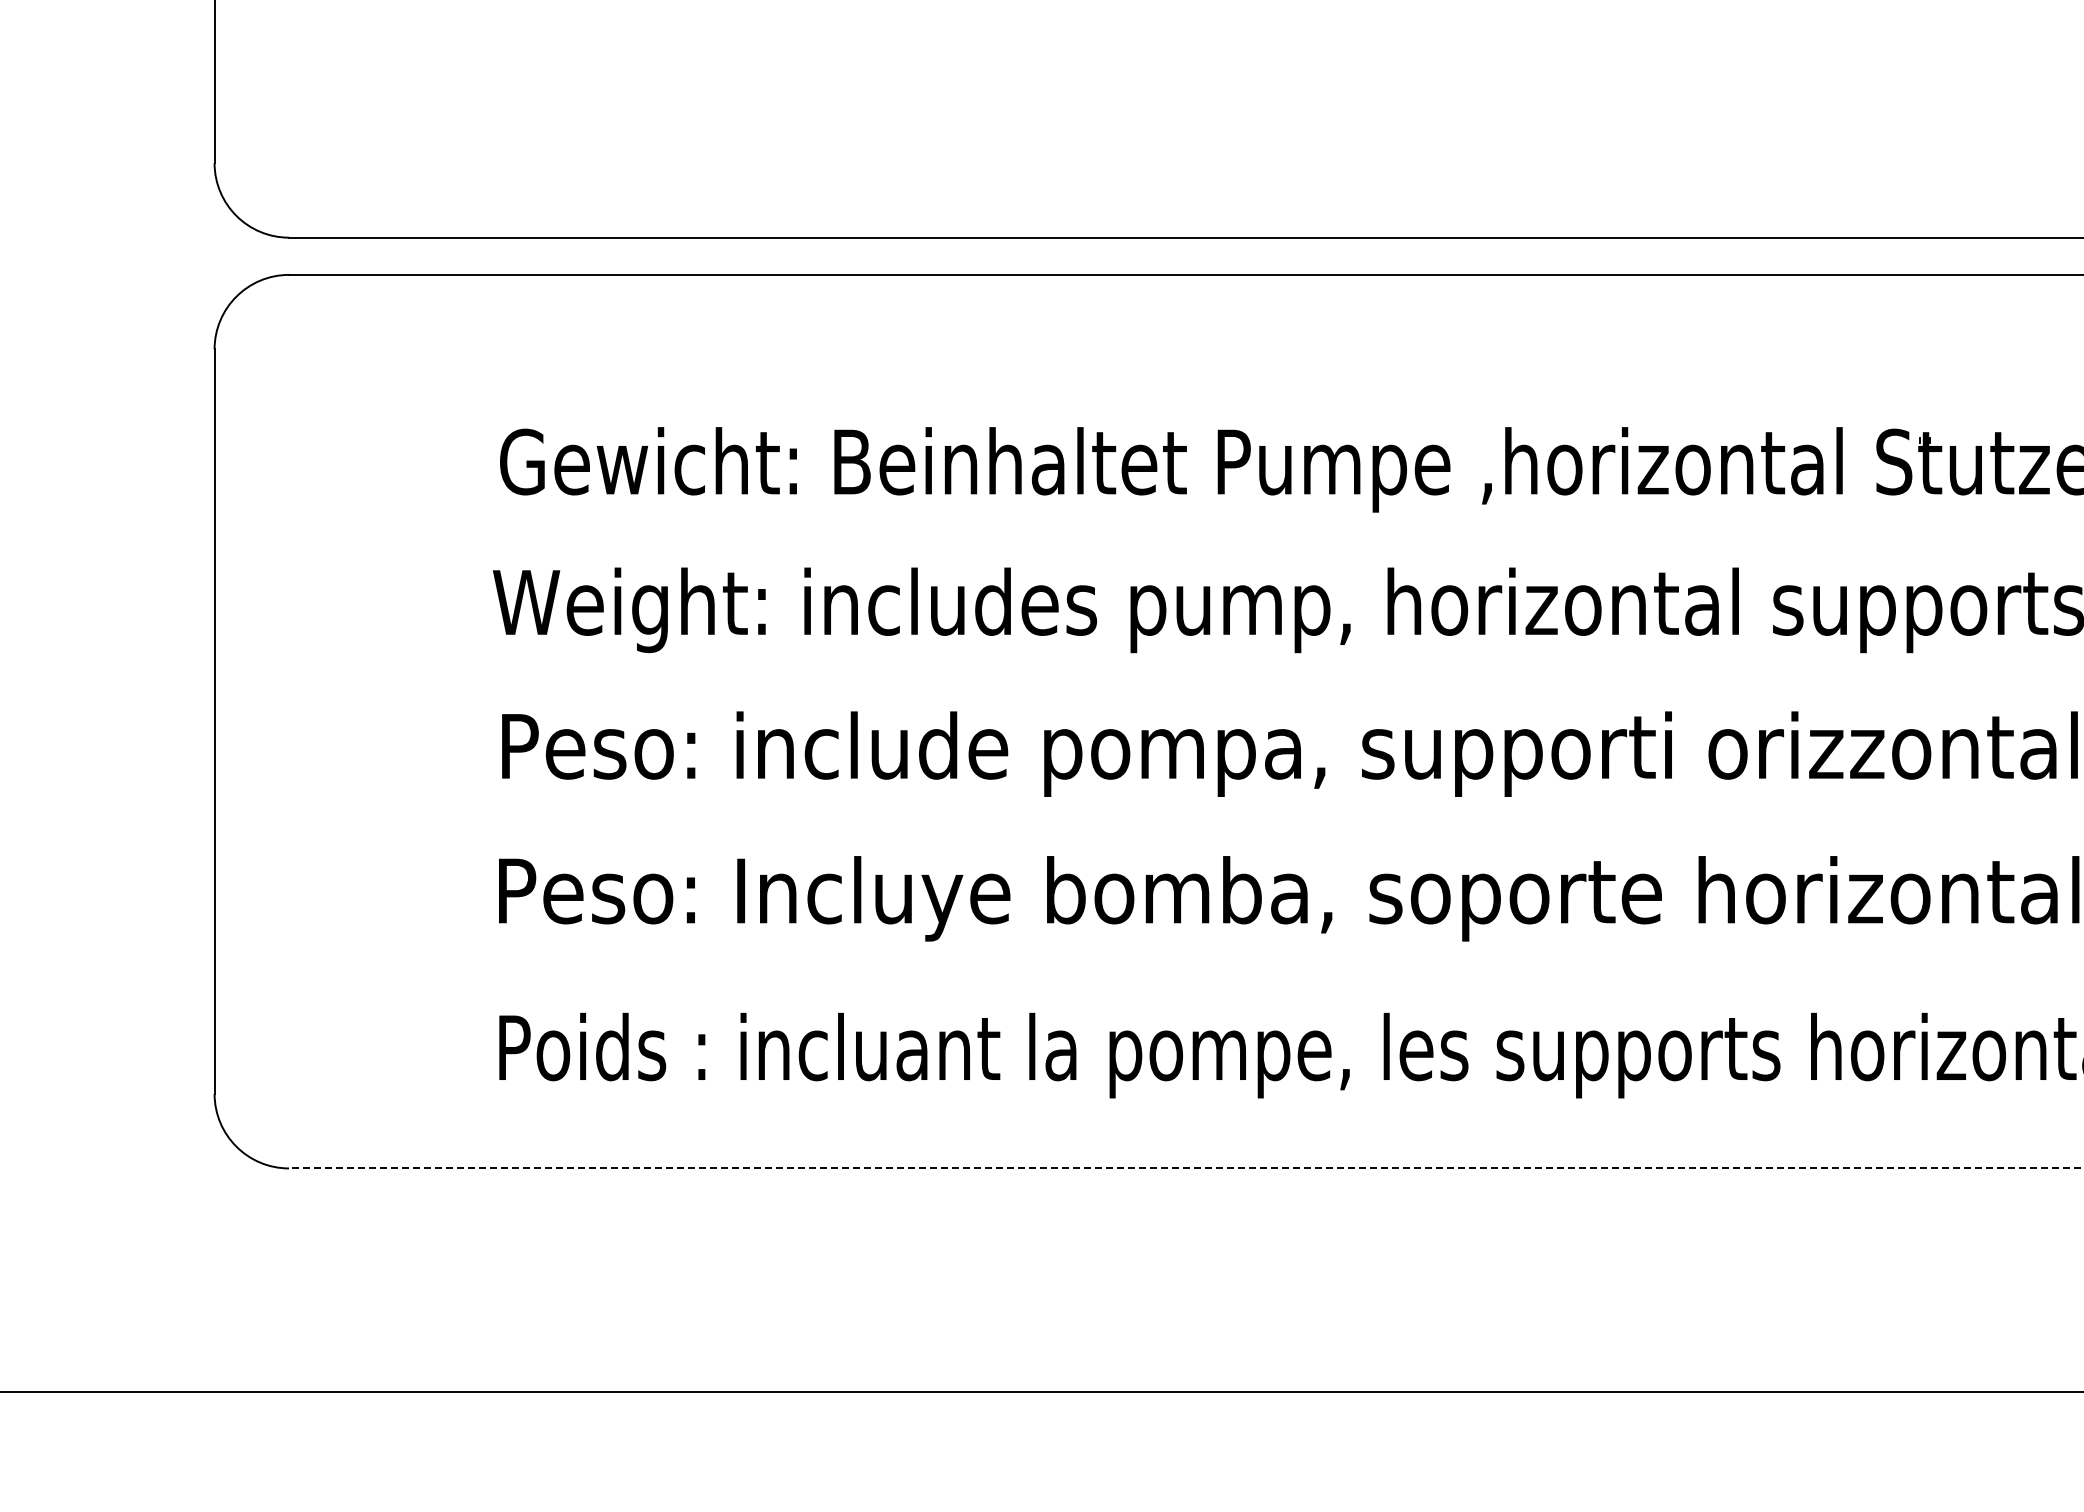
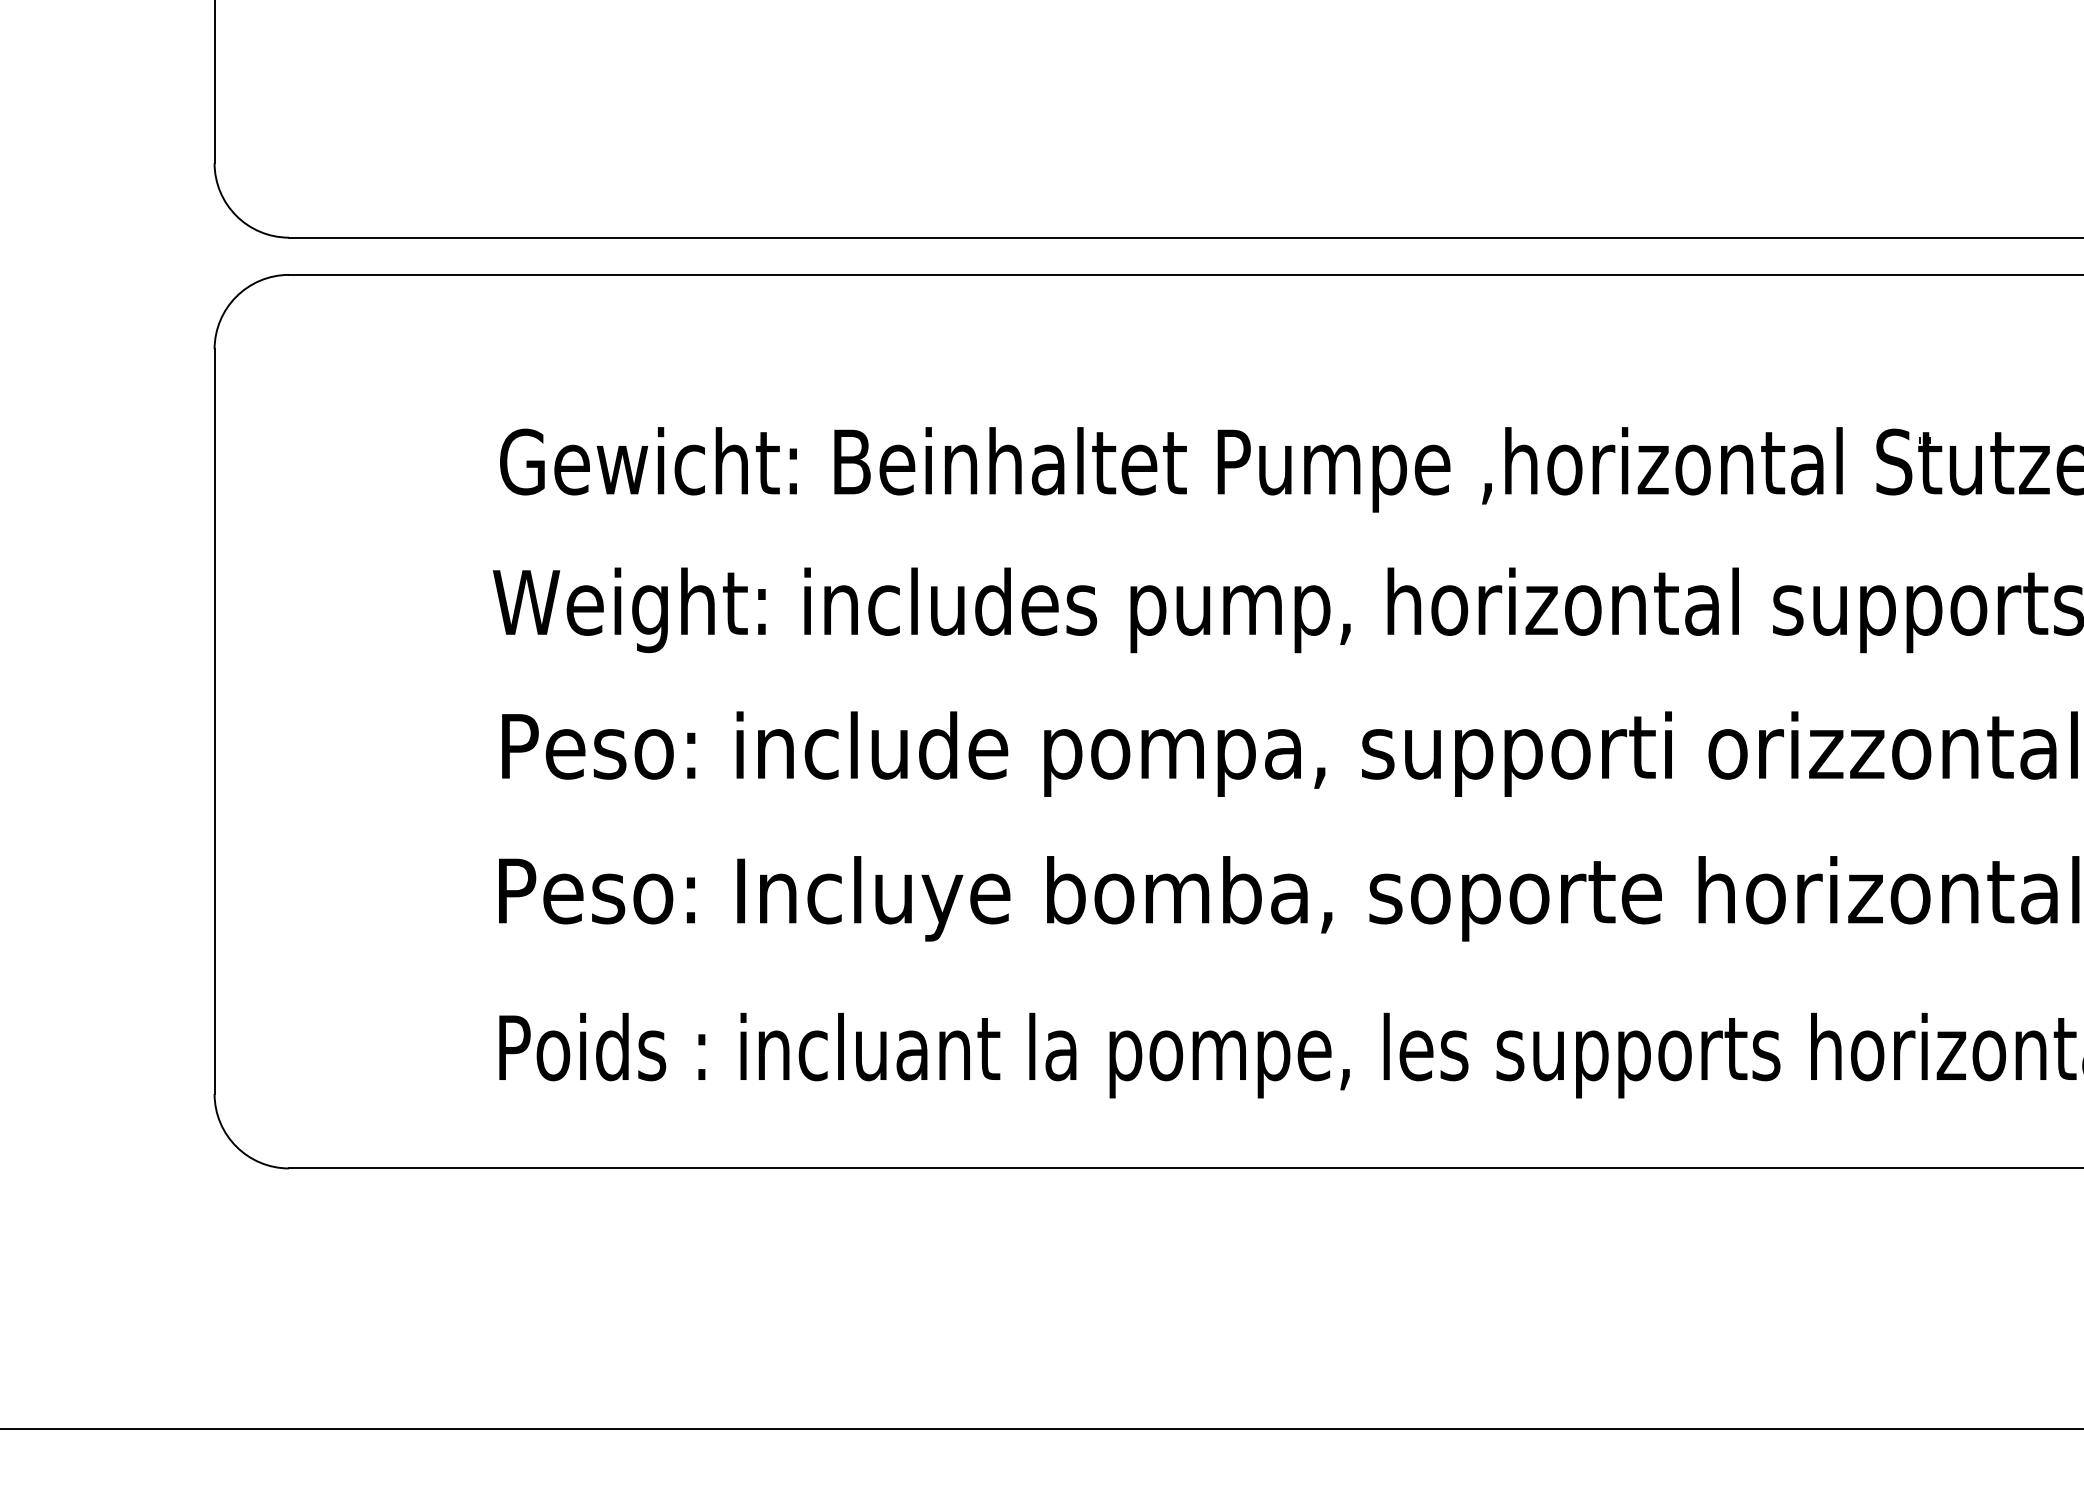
line: dashed -> solid (1186, 1168)
line position: (1041, 1392) -> (1041, 1429) (1041, 1429)
